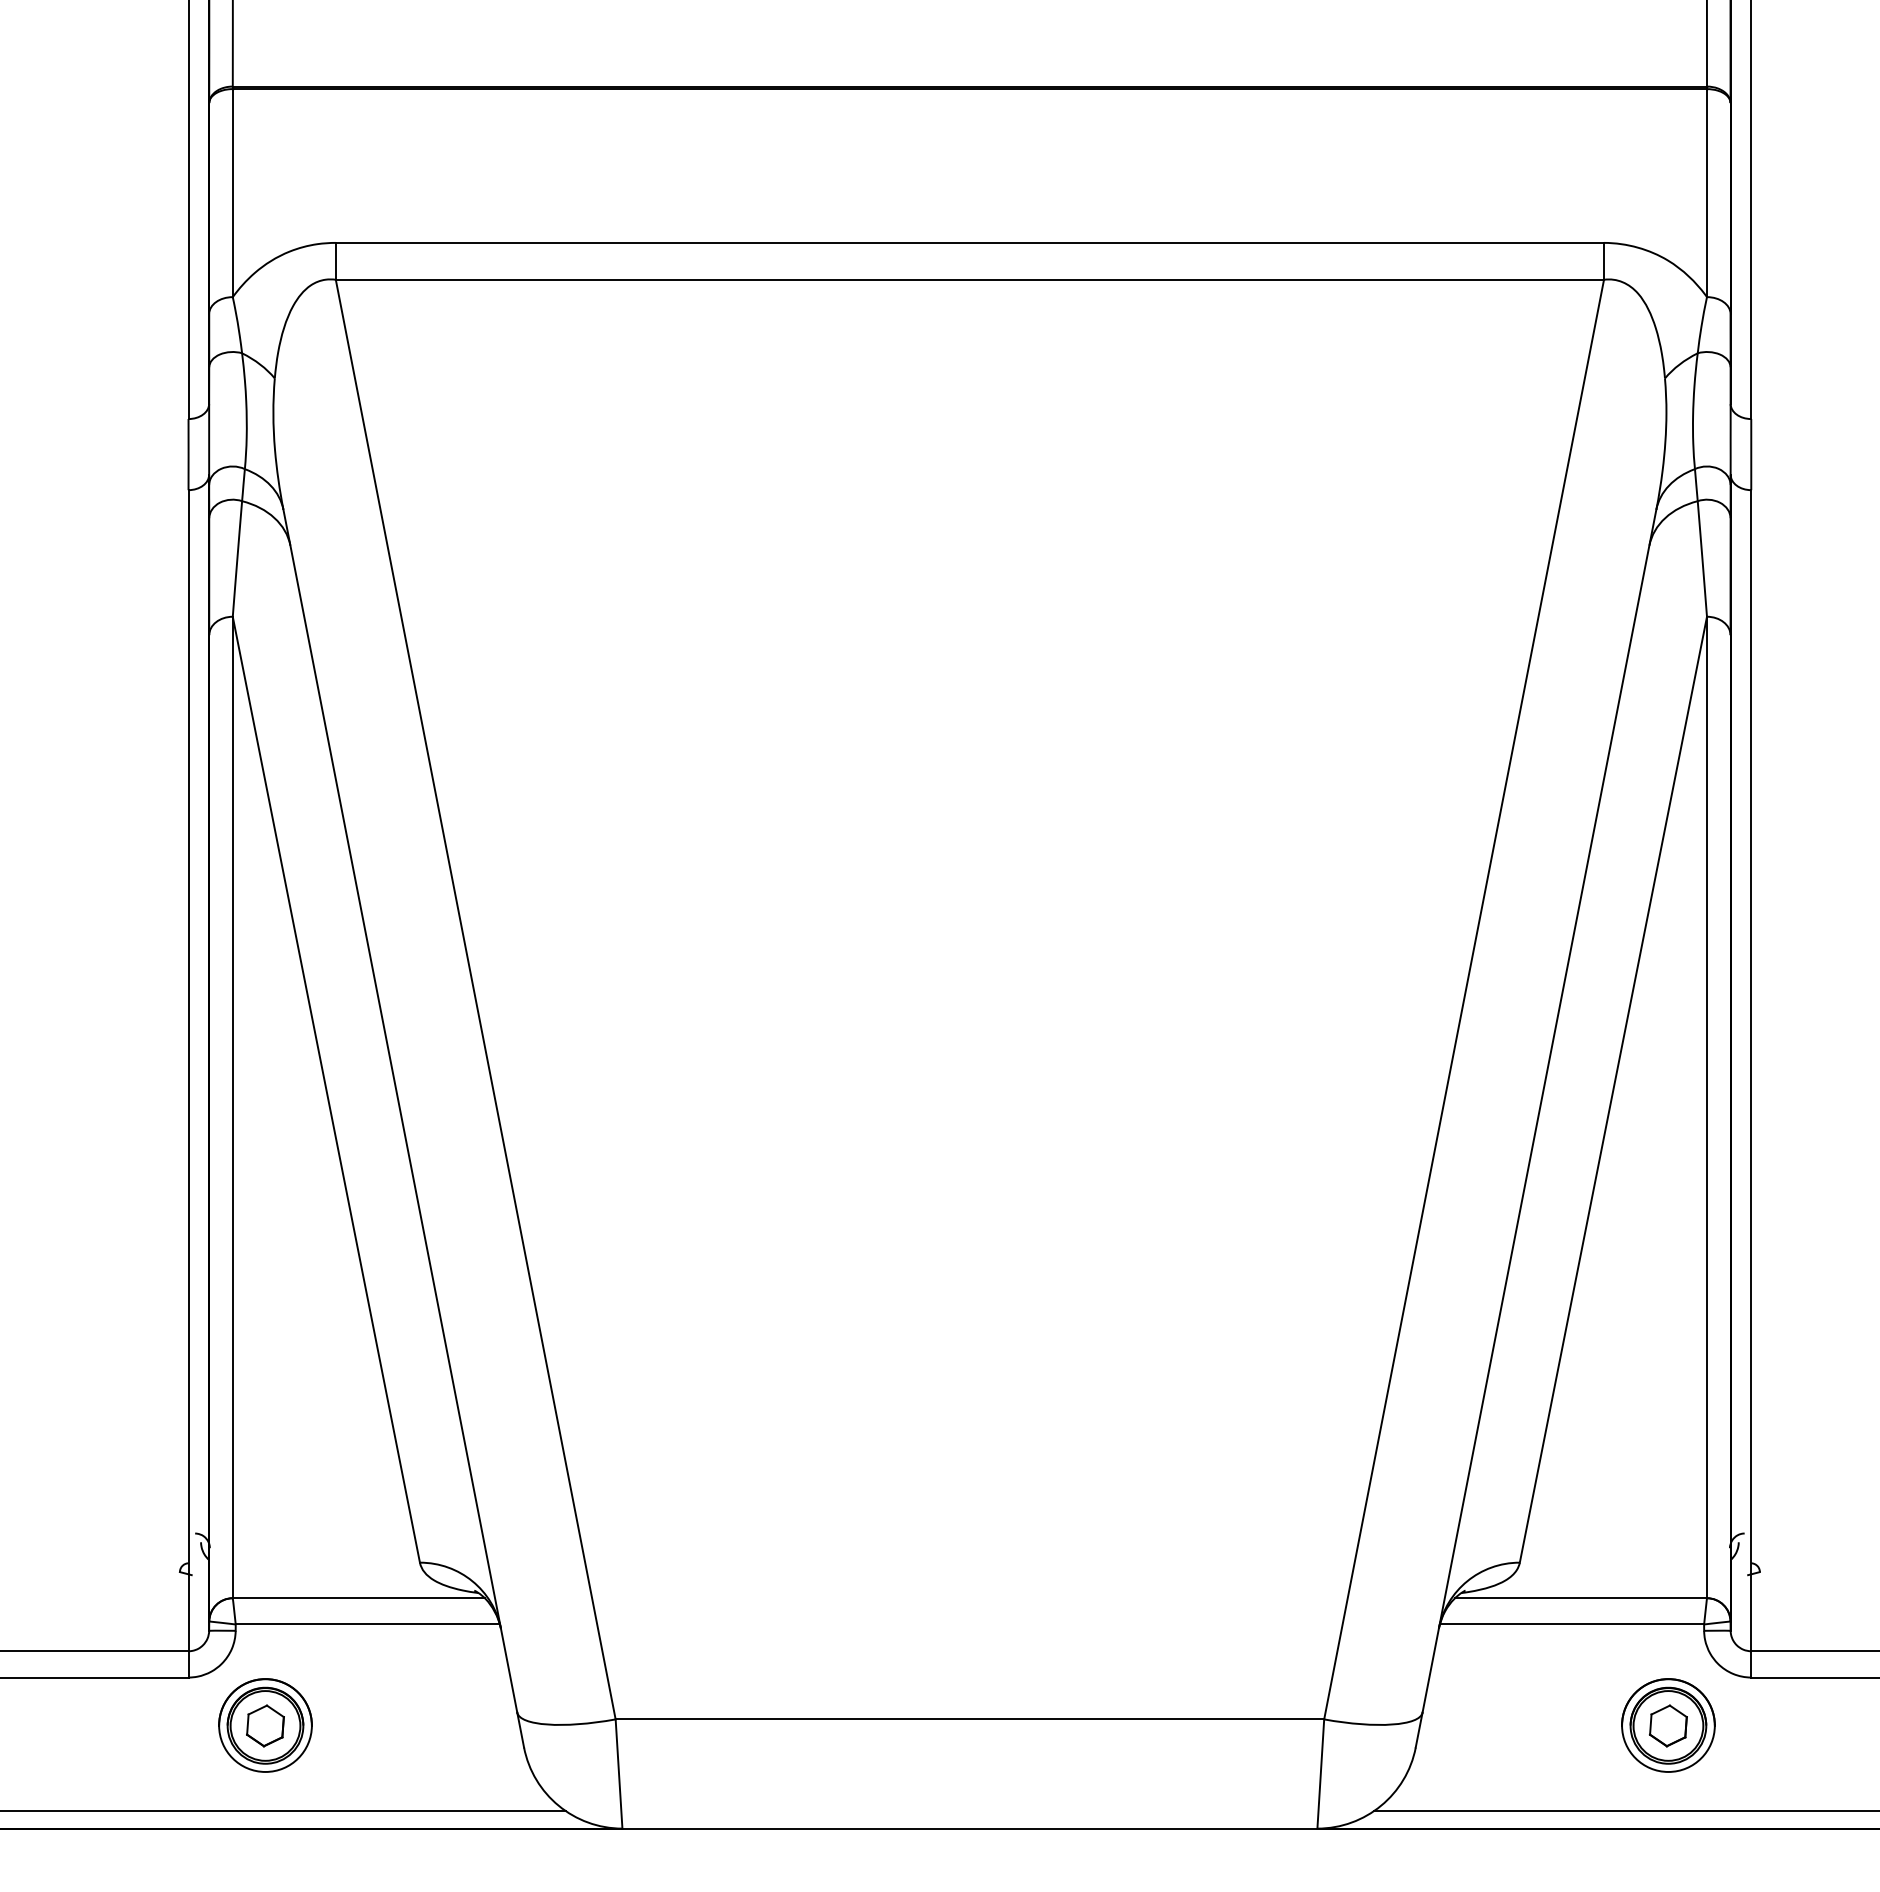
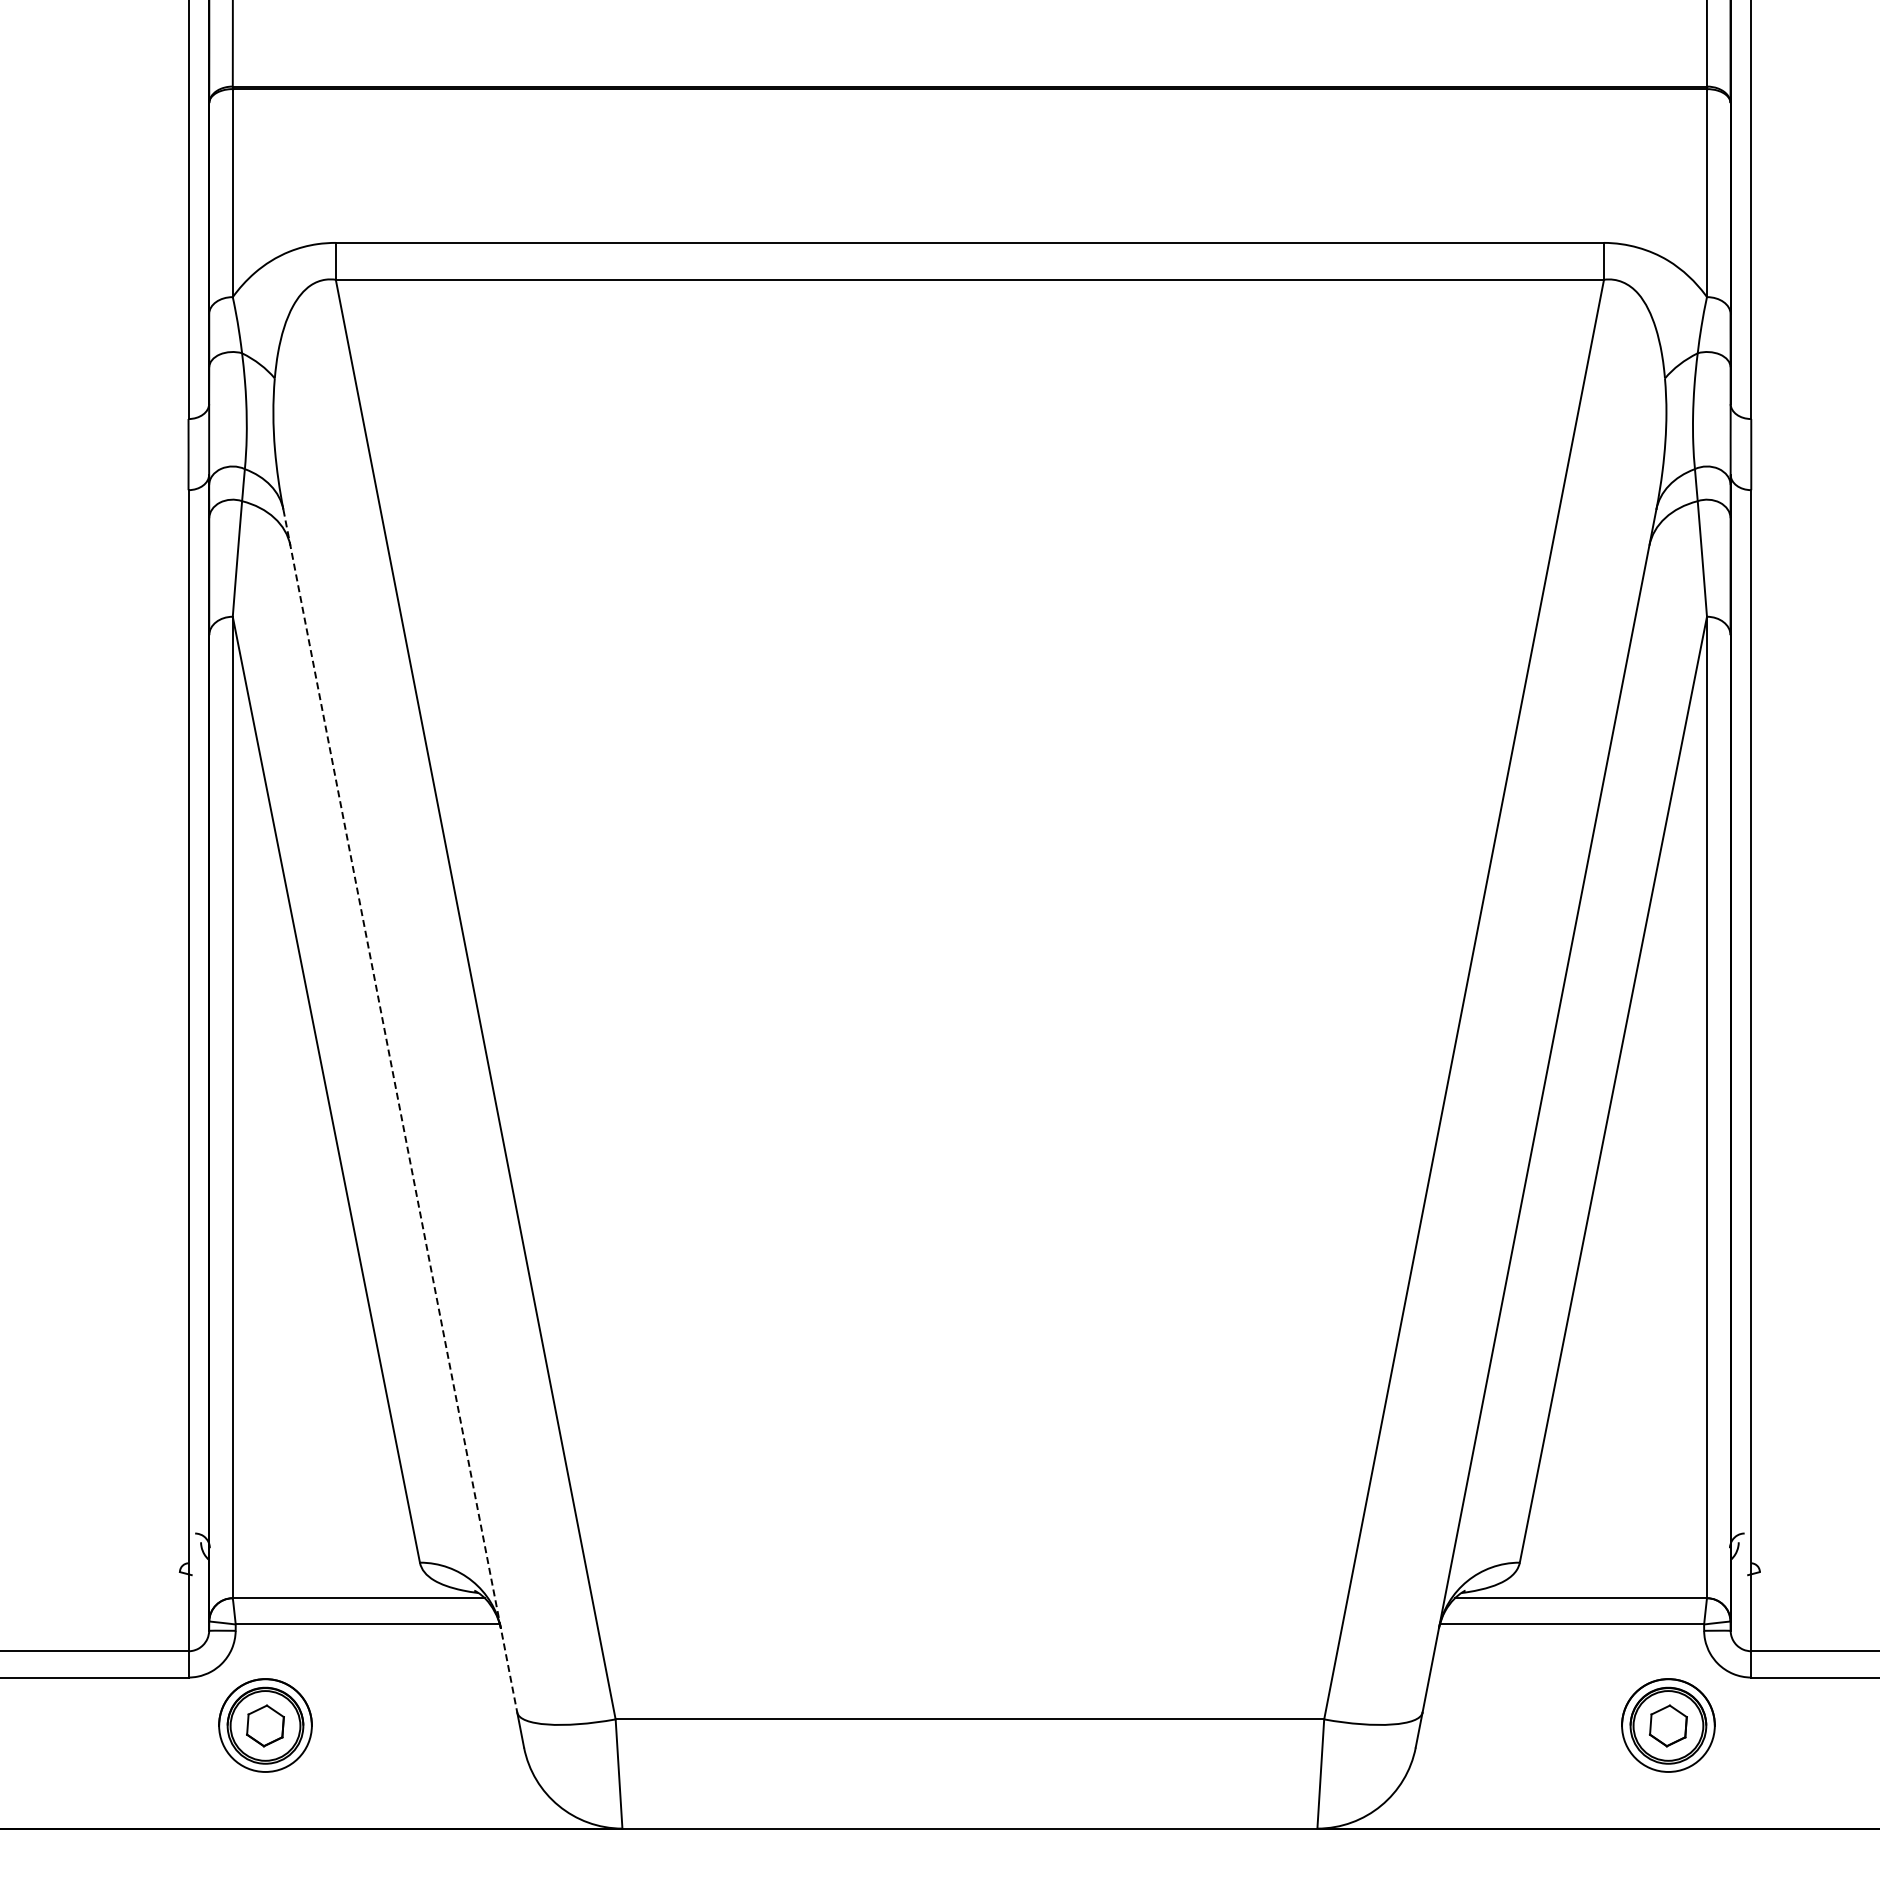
line: solid -> dashed (400, 1111)
line: present -> none (283, 1811)
line: present -> none (1625, 1811)
